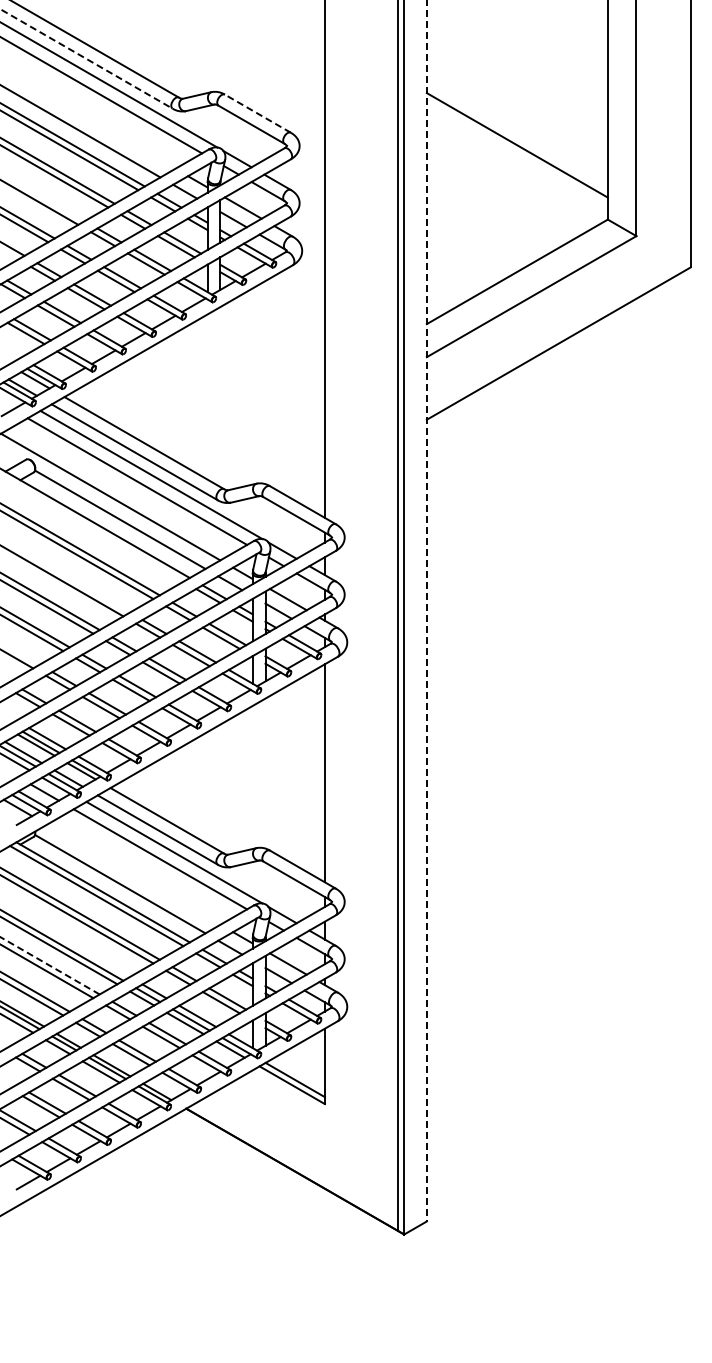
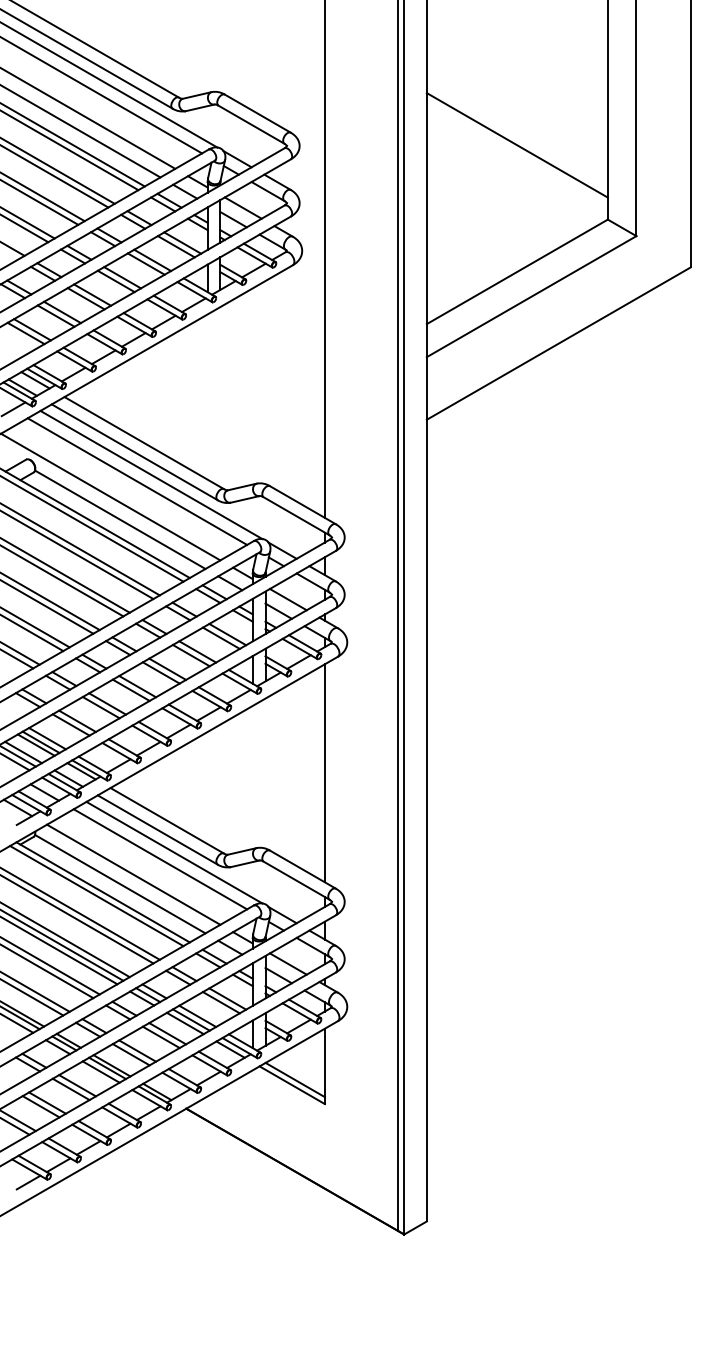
line: dashed -> solid (86, 59)
line: dashed -> solid (257, 113)
line: none -> present (88, 118)
line: none -> present (43, 197)
line: none -> present (92, 529)
line: none -> present (65, 575)
line: dashed -> solid (426, 611)
line: none -> present (20, 653)
line: none -> present (133, 874)
line: none -> present (65, 940)
line: dashed -> solid (49, 965)
